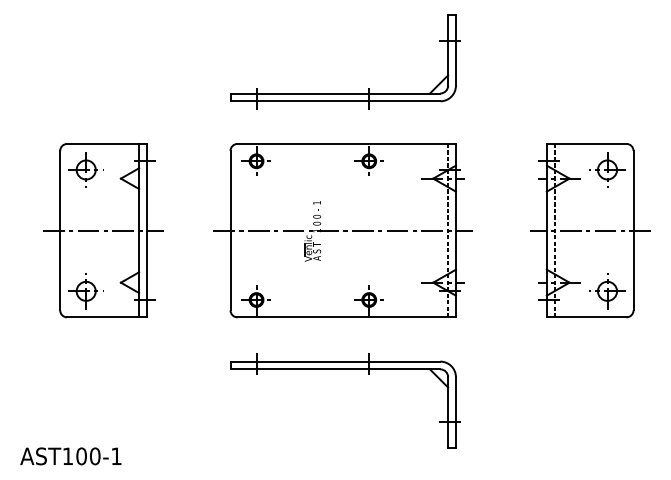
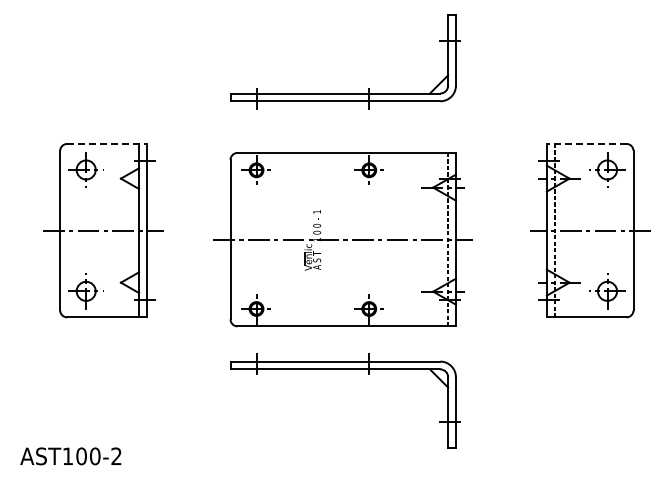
line: solid -> dashed (107, 143)
line: solid -> dashed (586, 143)
part position: (342, 230) -> (342, 239) (342, 239)
text: AST100-1 -> AST100-2 (116, 455)
